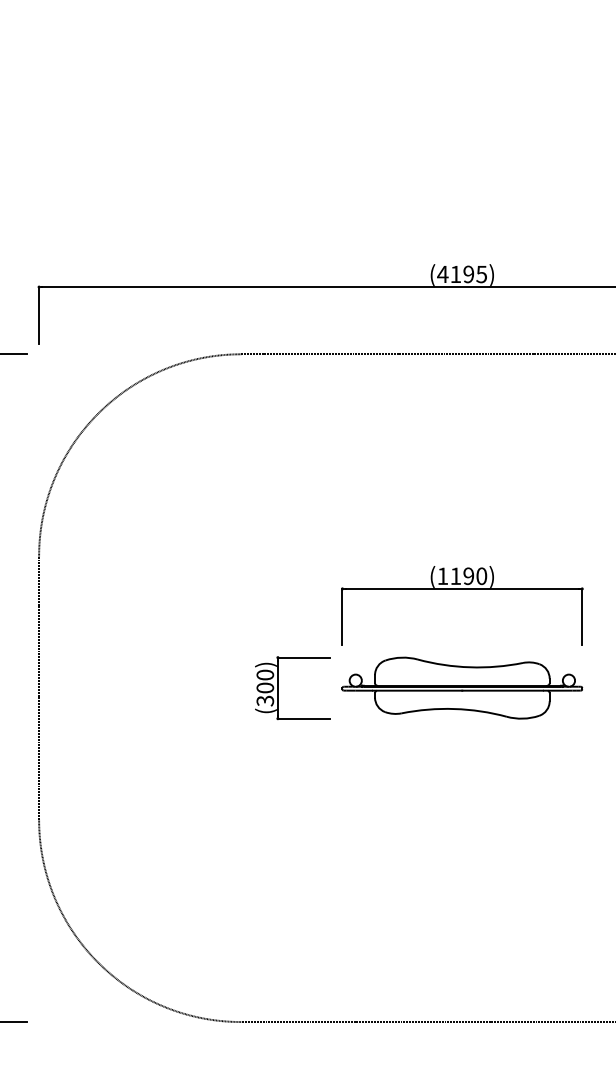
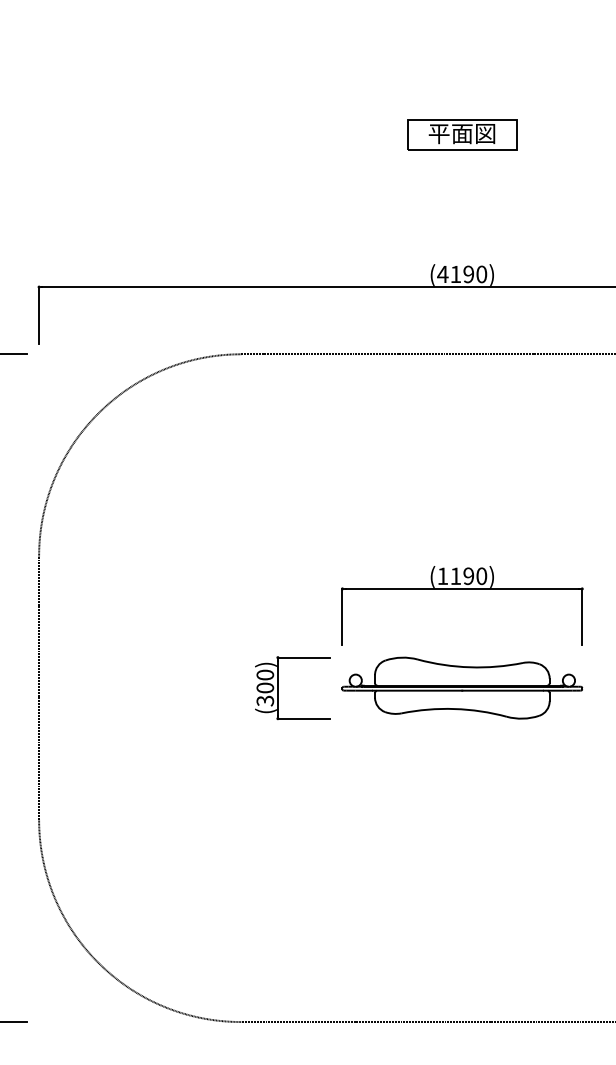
part: none -> present (462, 134)
text: (4195) -> (4190) (481, 274)
